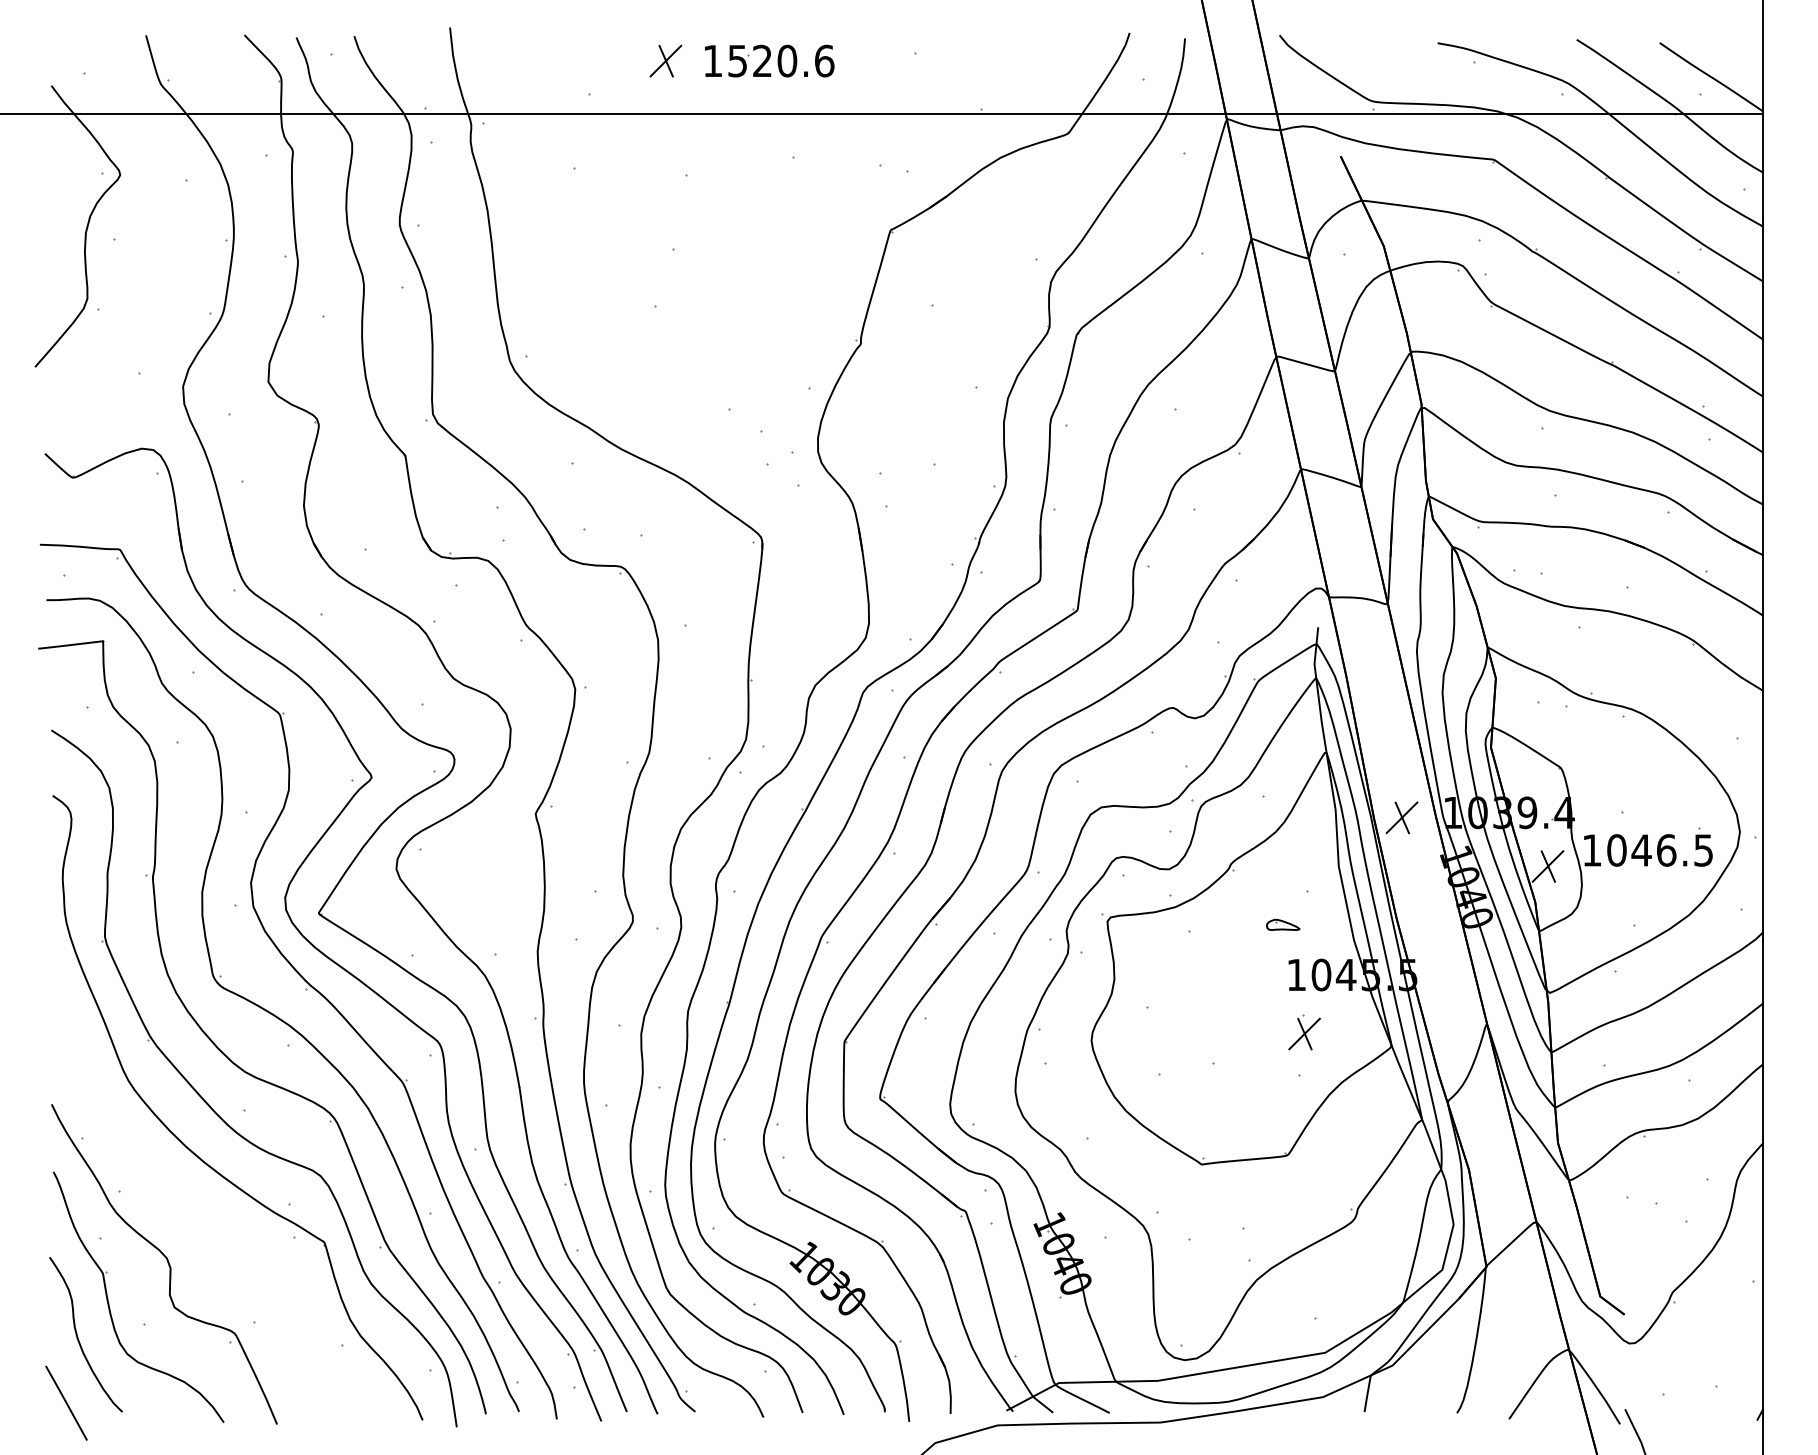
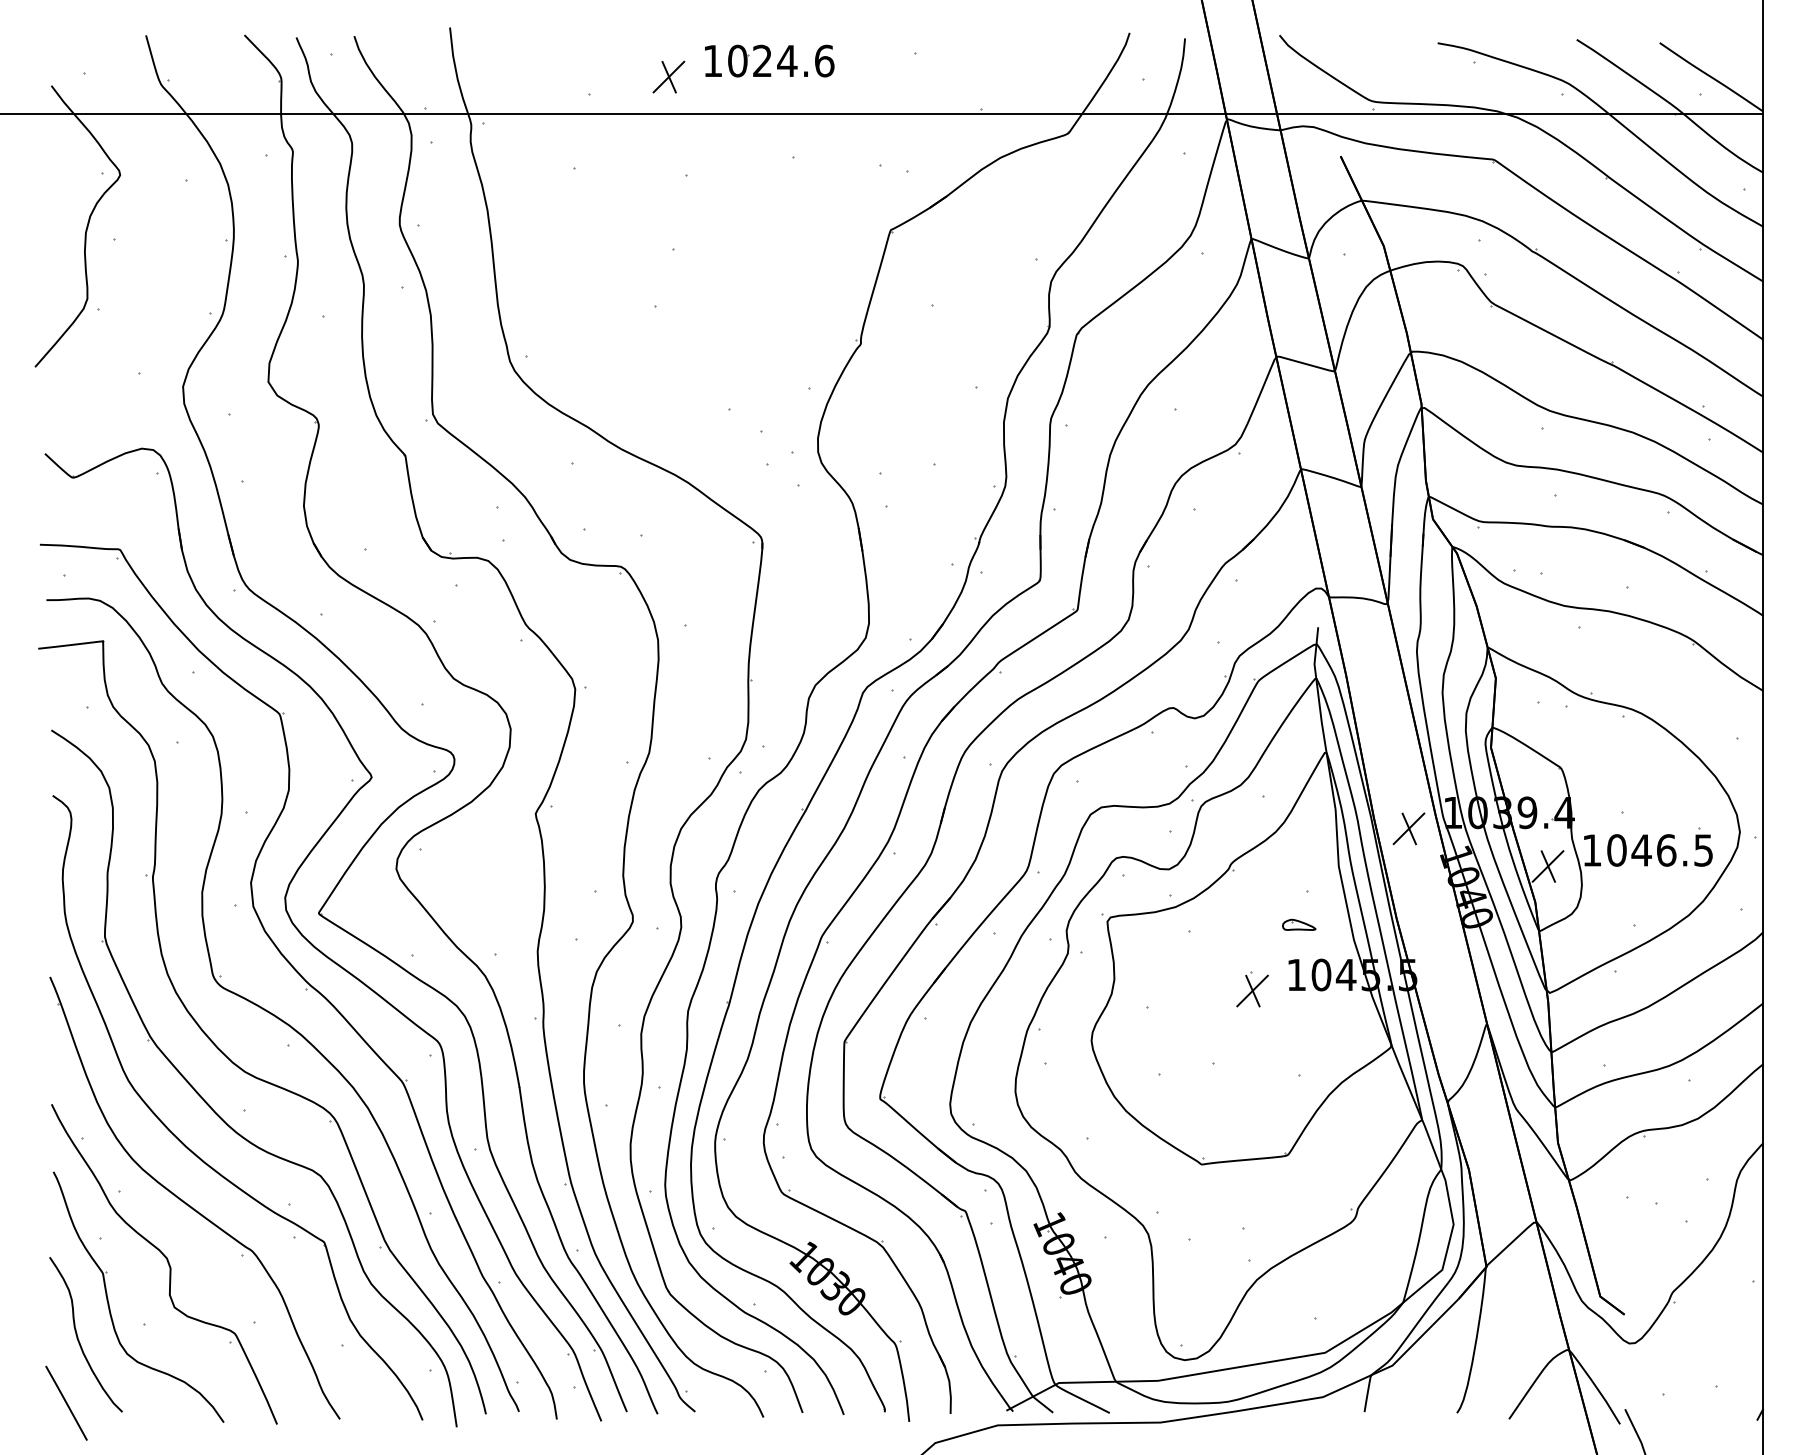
part position: (665, 60) -> (668, 76) (668, 76)
text: 1520.6 -> 1024.6 (762, 60)
part position: (1401, 817) -> (1408, 828) (1408, 828)
part position: (1283, 924) -> (1299, 924) (1299, 924)
part position: (1304, 1032) -> (1252, 989) (1252, 989)
part: none -> present (190, 1205)
